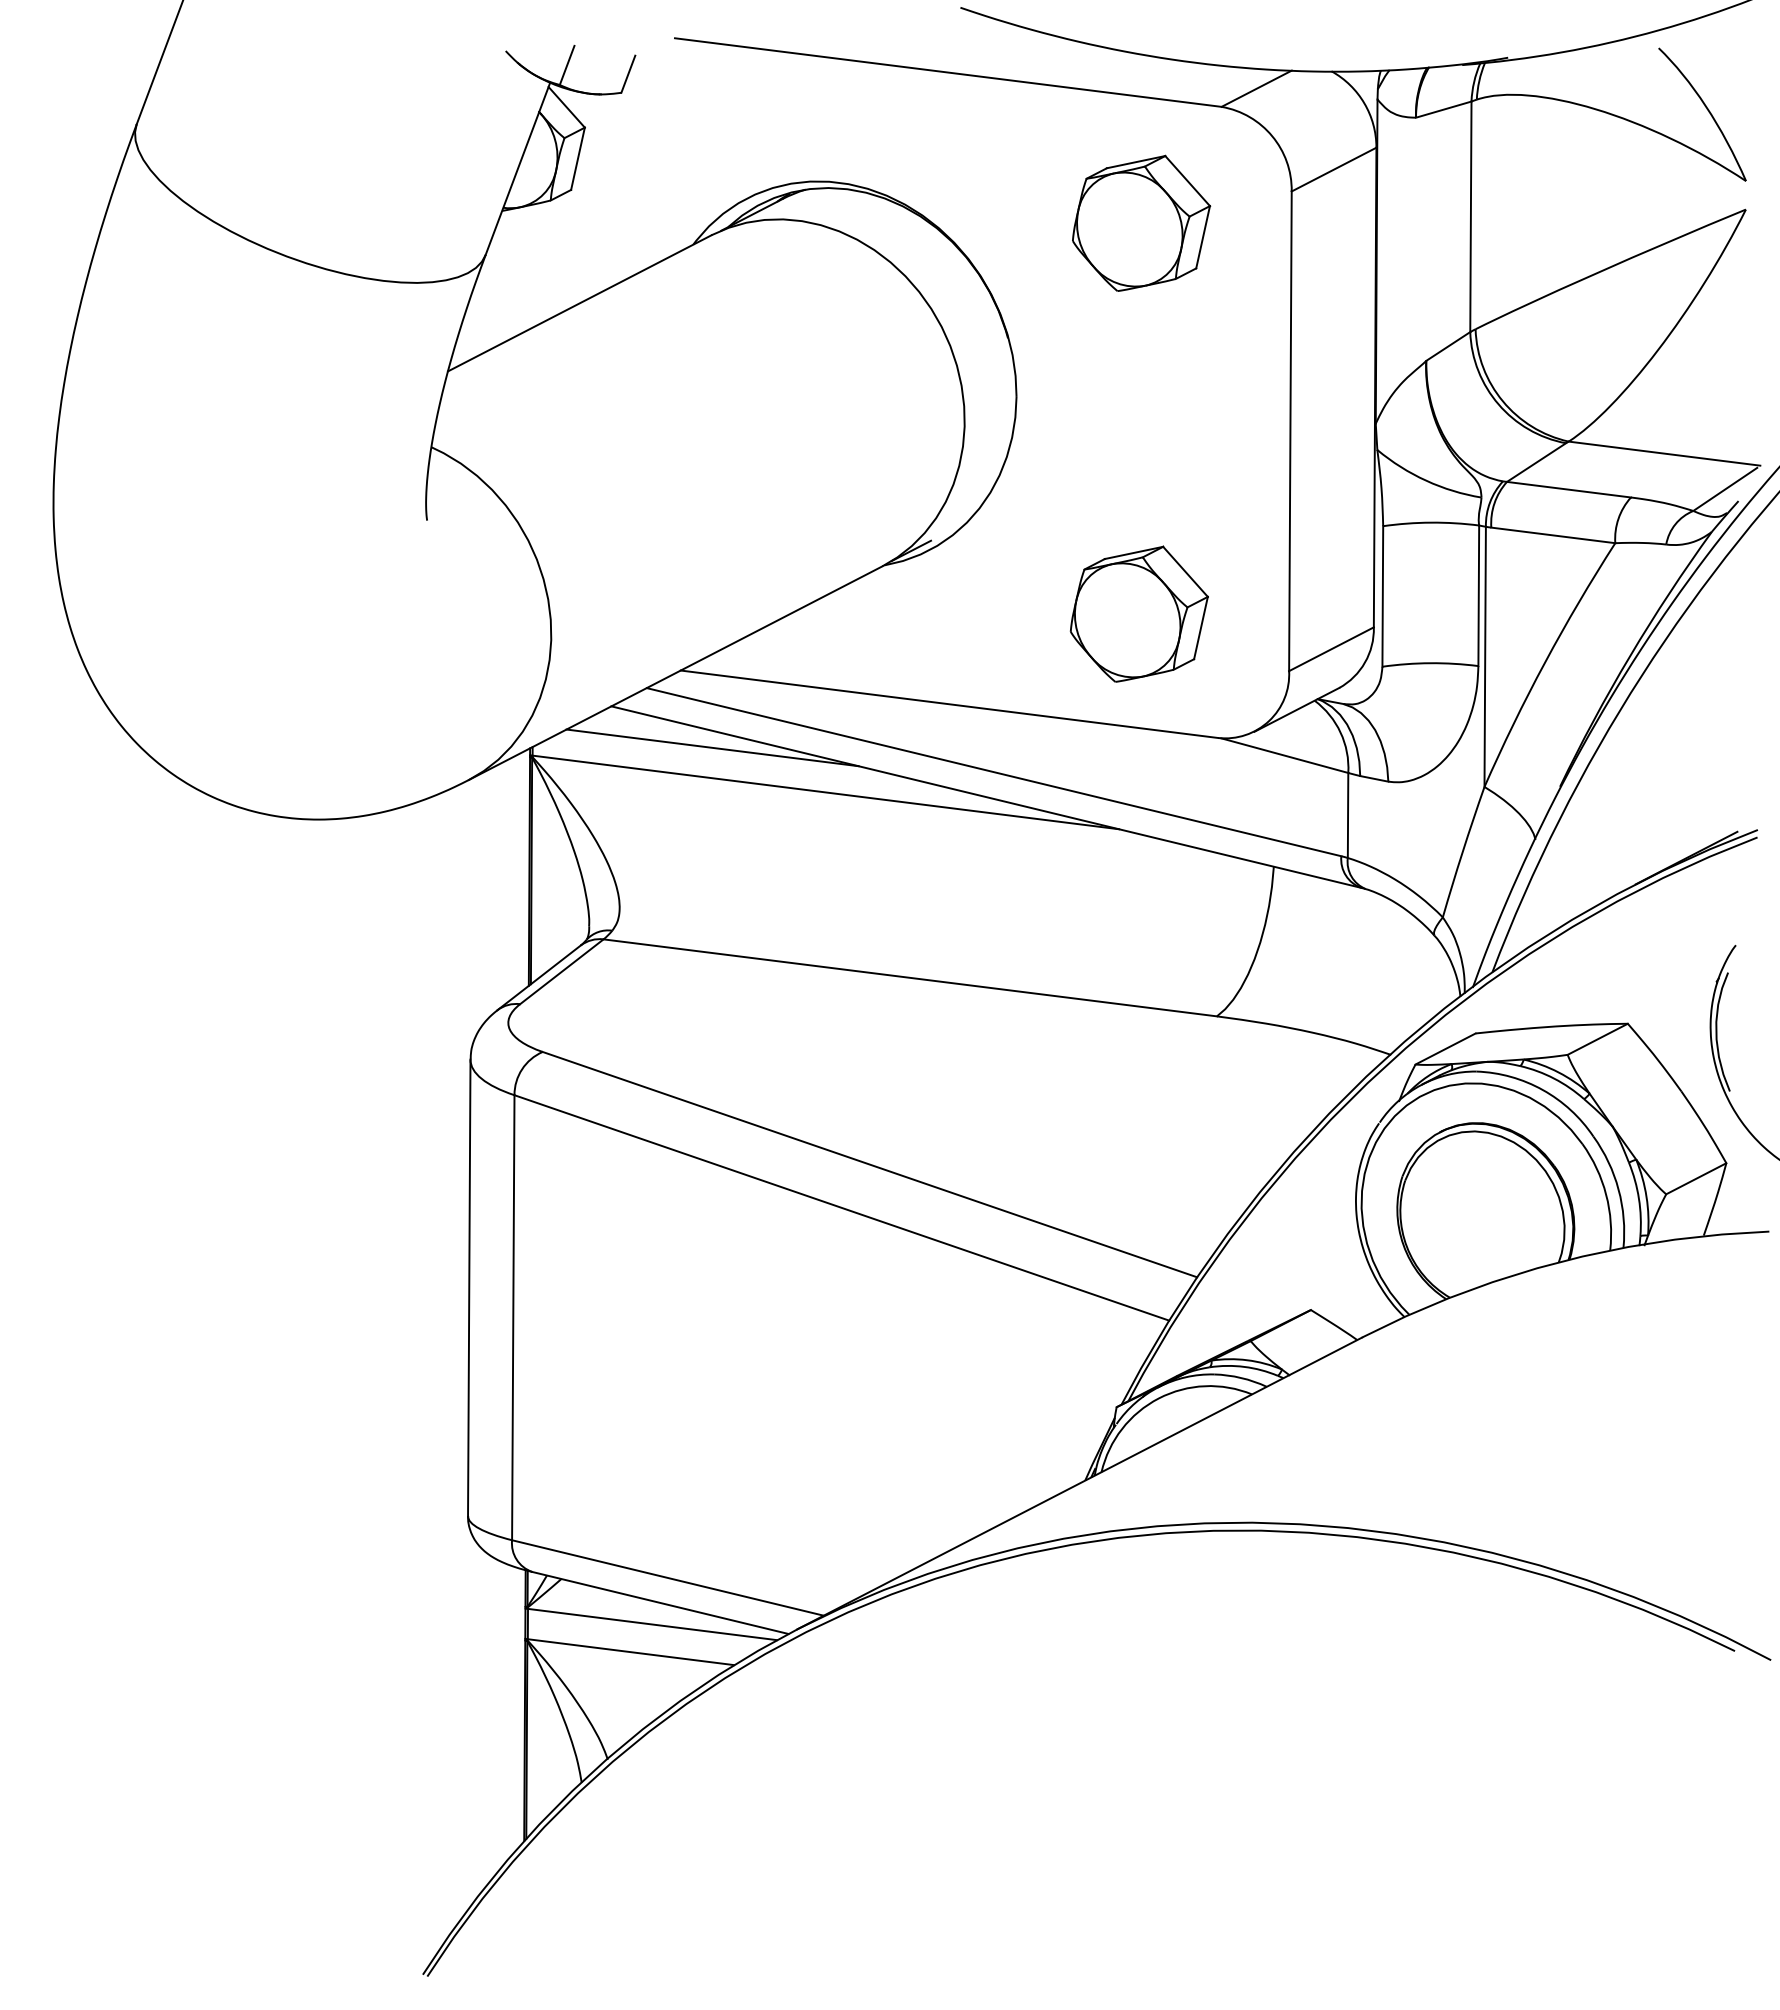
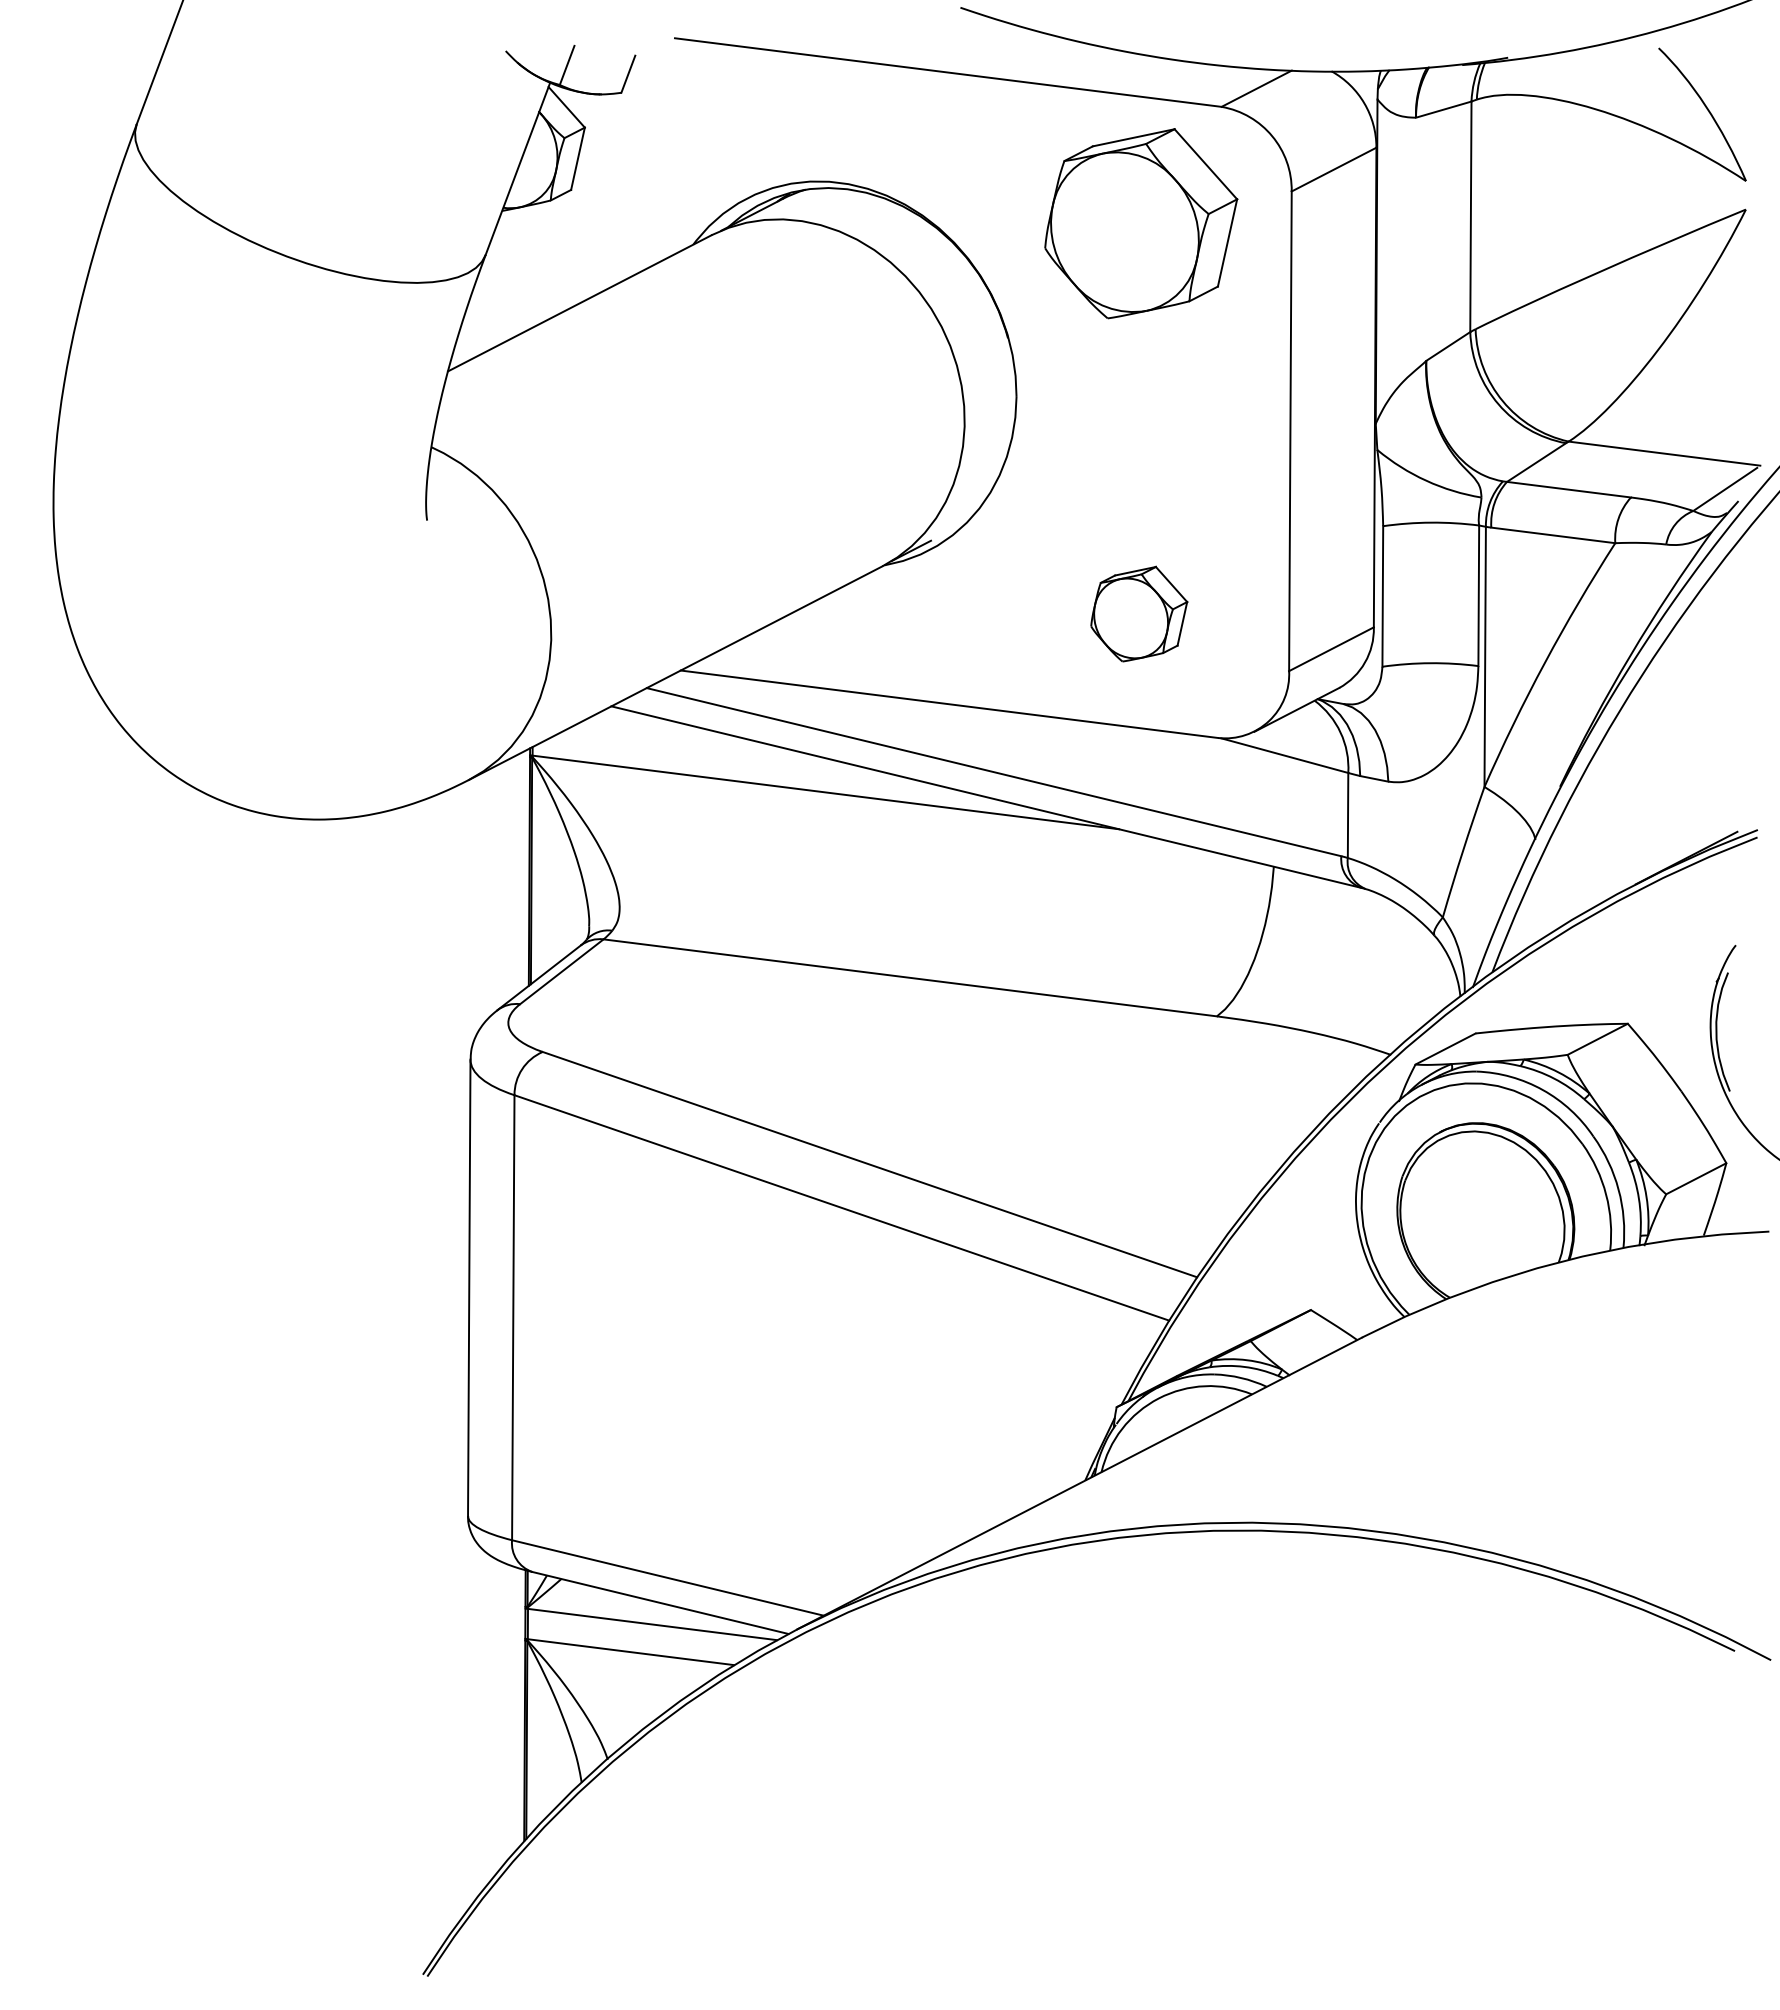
part size: 140x138 px -> 195x192 px (1141, 223)
part size: 140x138 px -> 99x98 px (1139, 613)
line: present -> none (712, 747)
